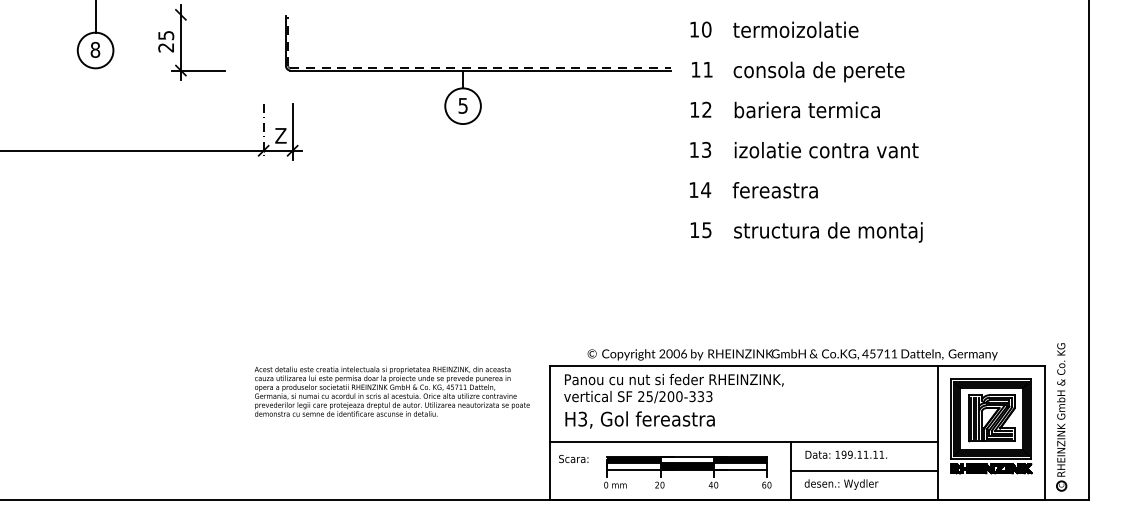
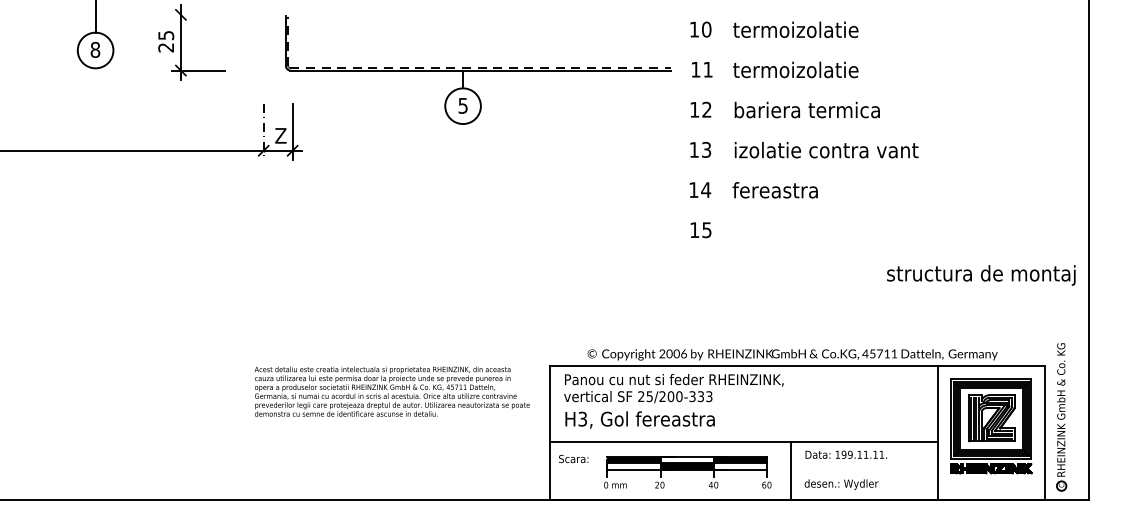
text: consola de perete -> termoizolatie (818, 71)
text position: (828, 232) -> (981, 275) (981, 275)
line: present -> none (863, 470)
